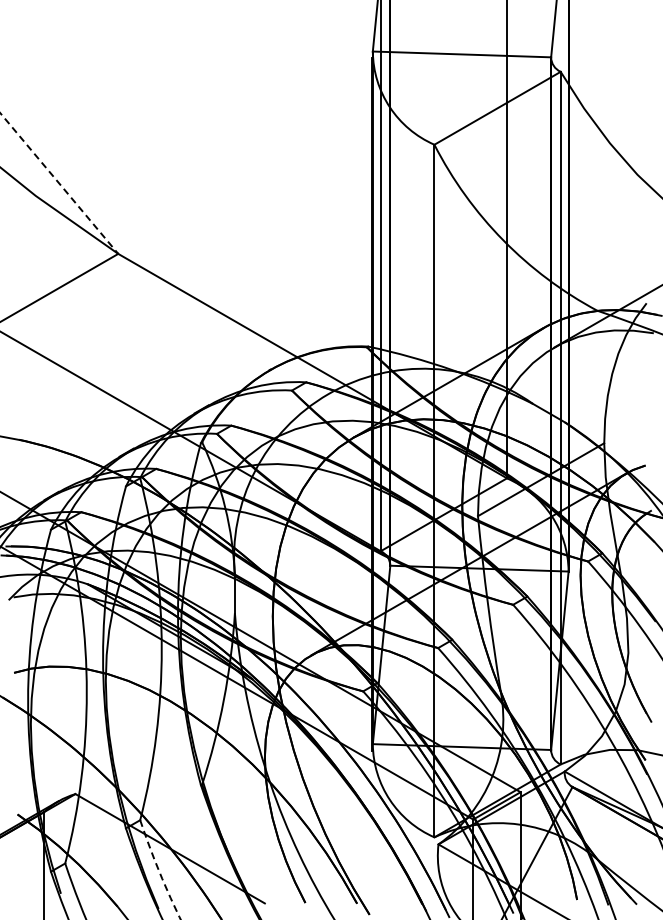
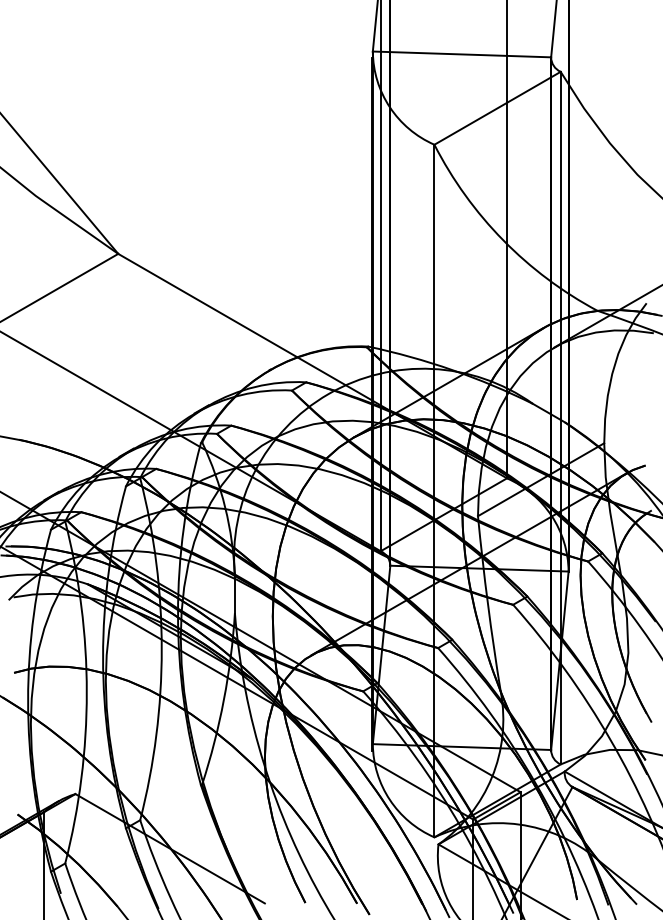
line: dashed -> solid (59, 183)
arc: dashed -> solid (159, 871)
